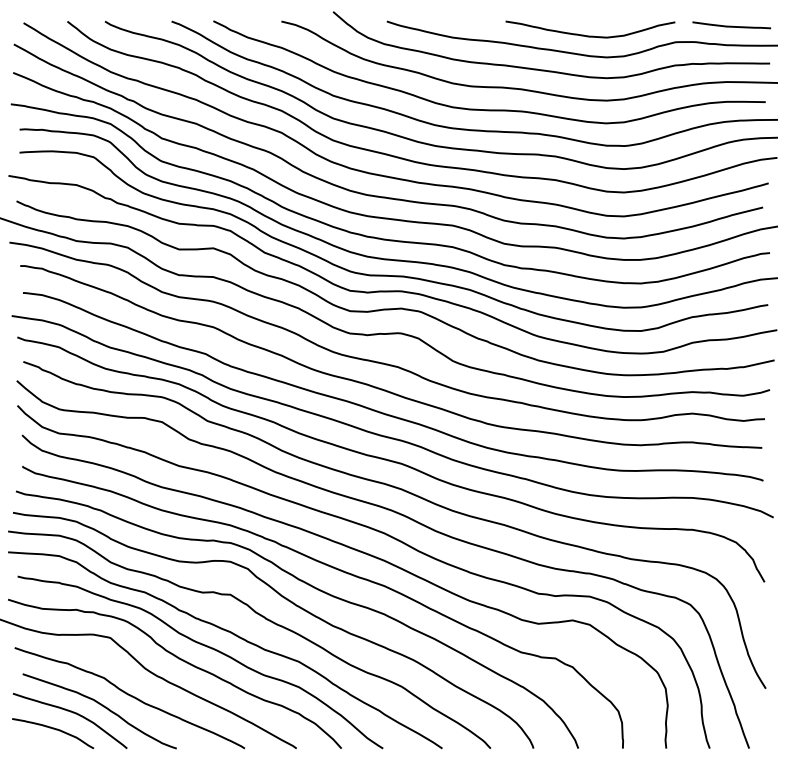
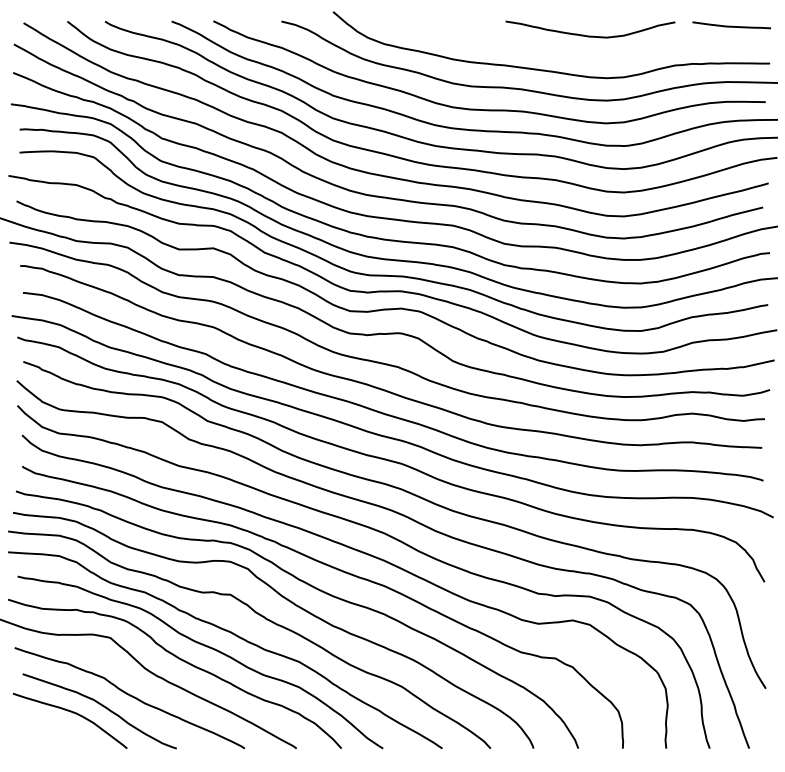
curve: present -> none (581, 53)
curve: present -> none (53, 729)
